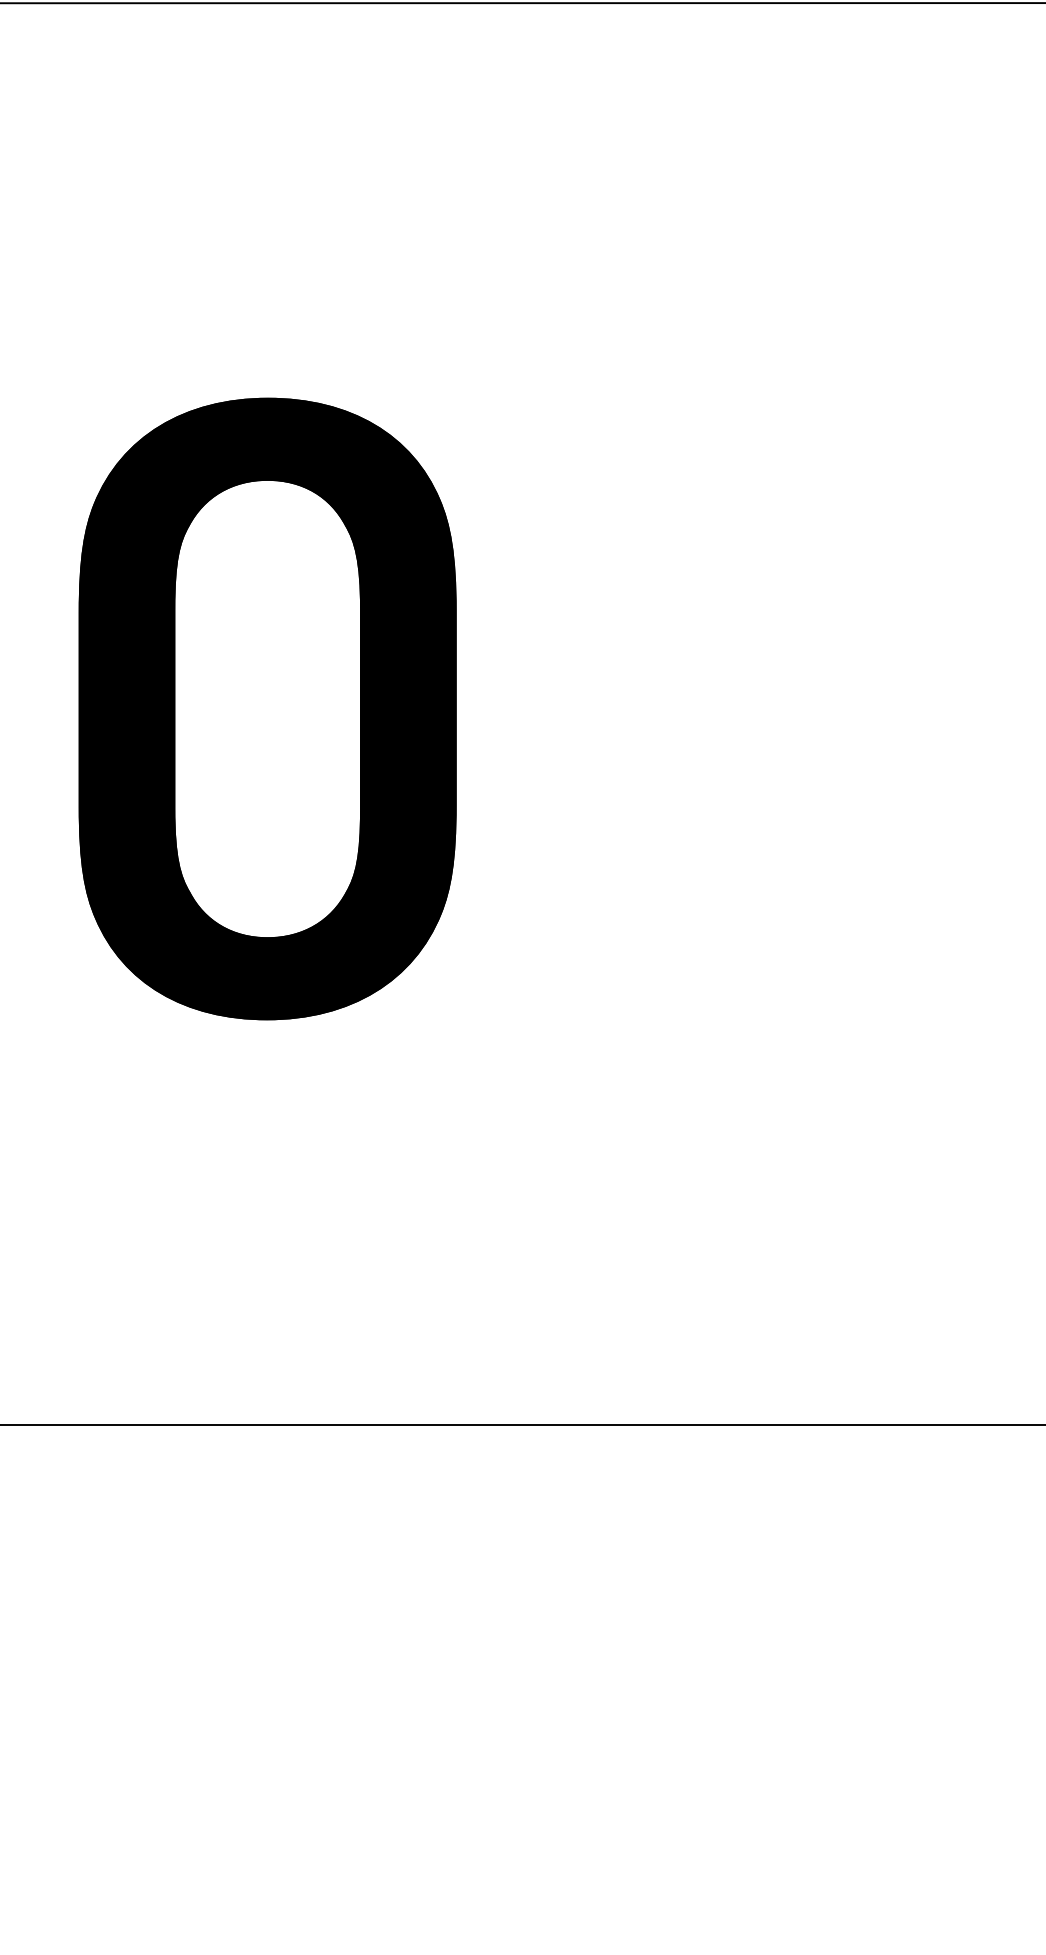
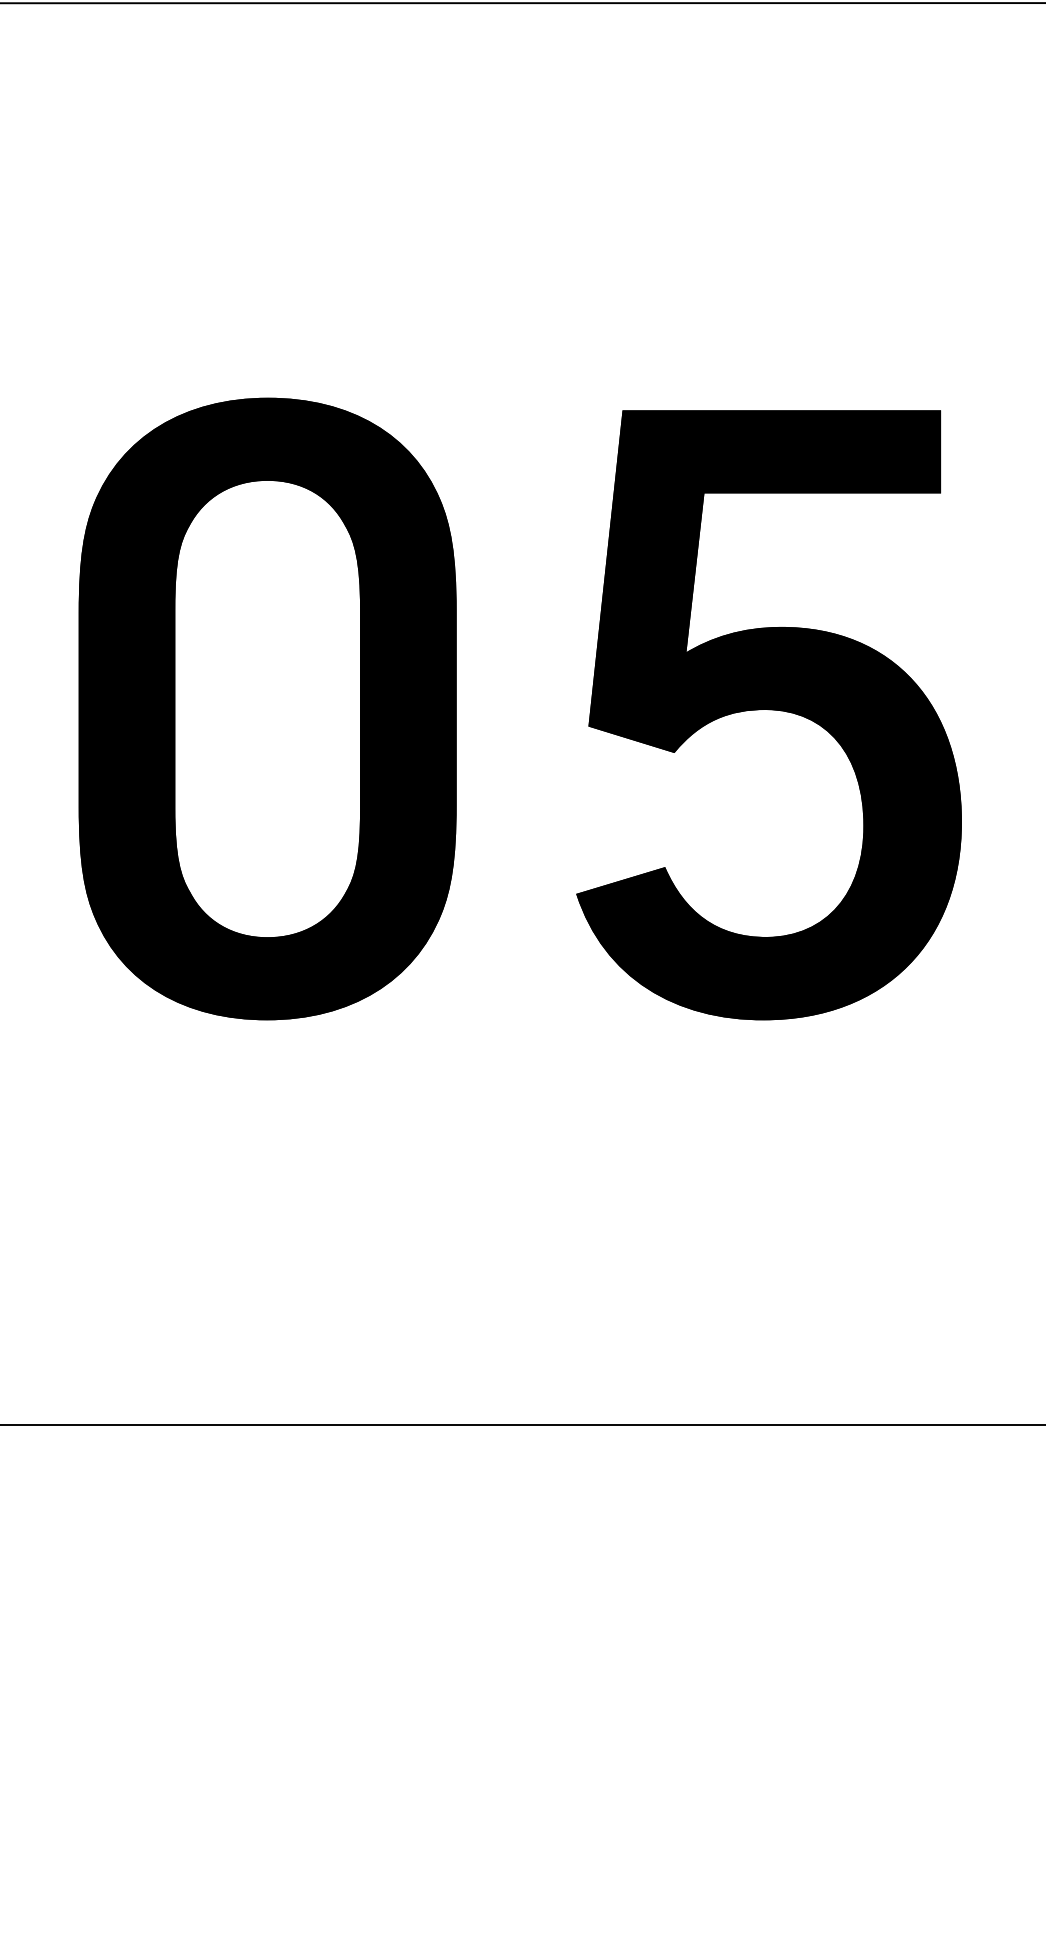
part: none -> present (768, 715)
